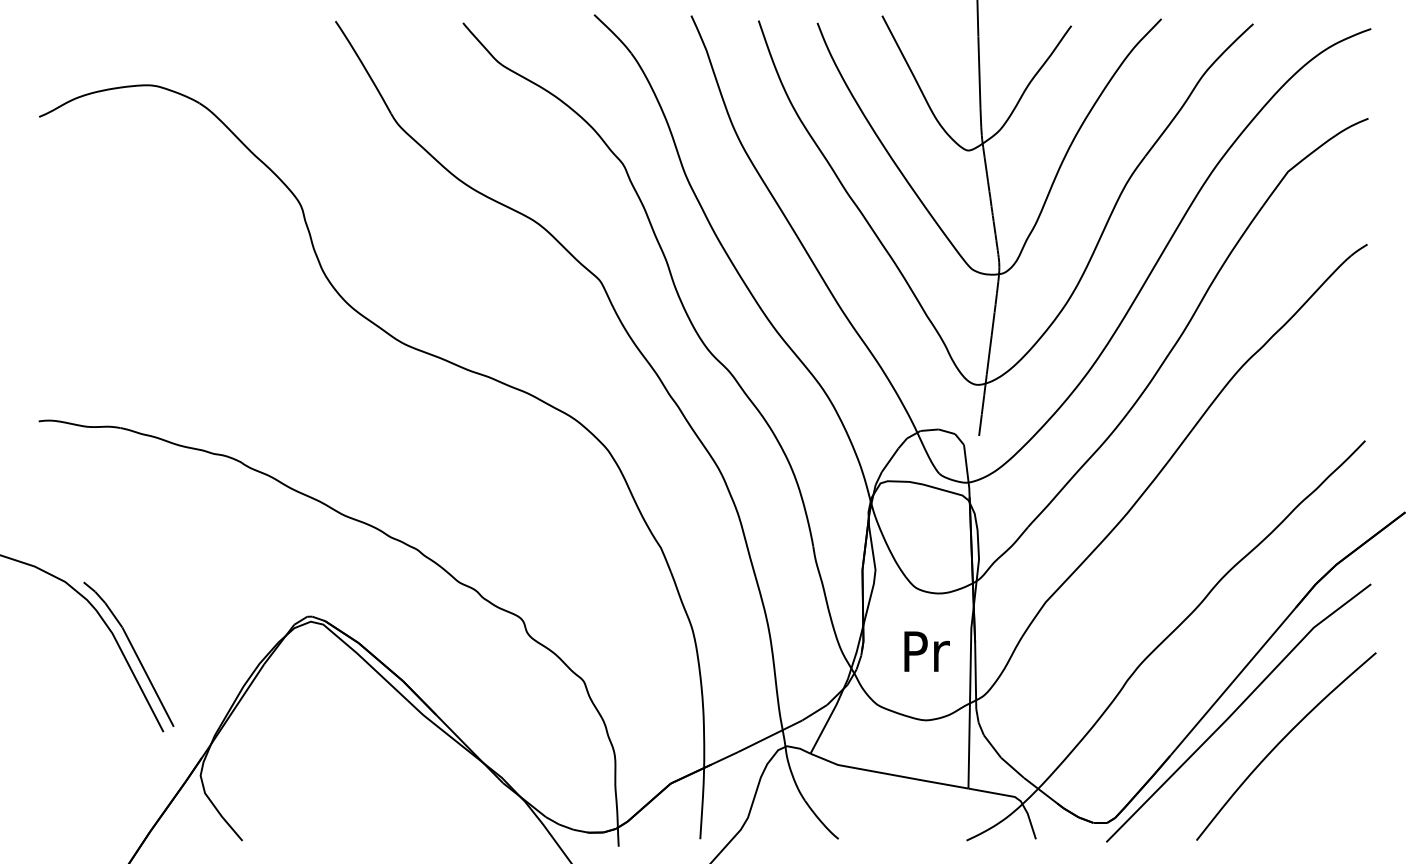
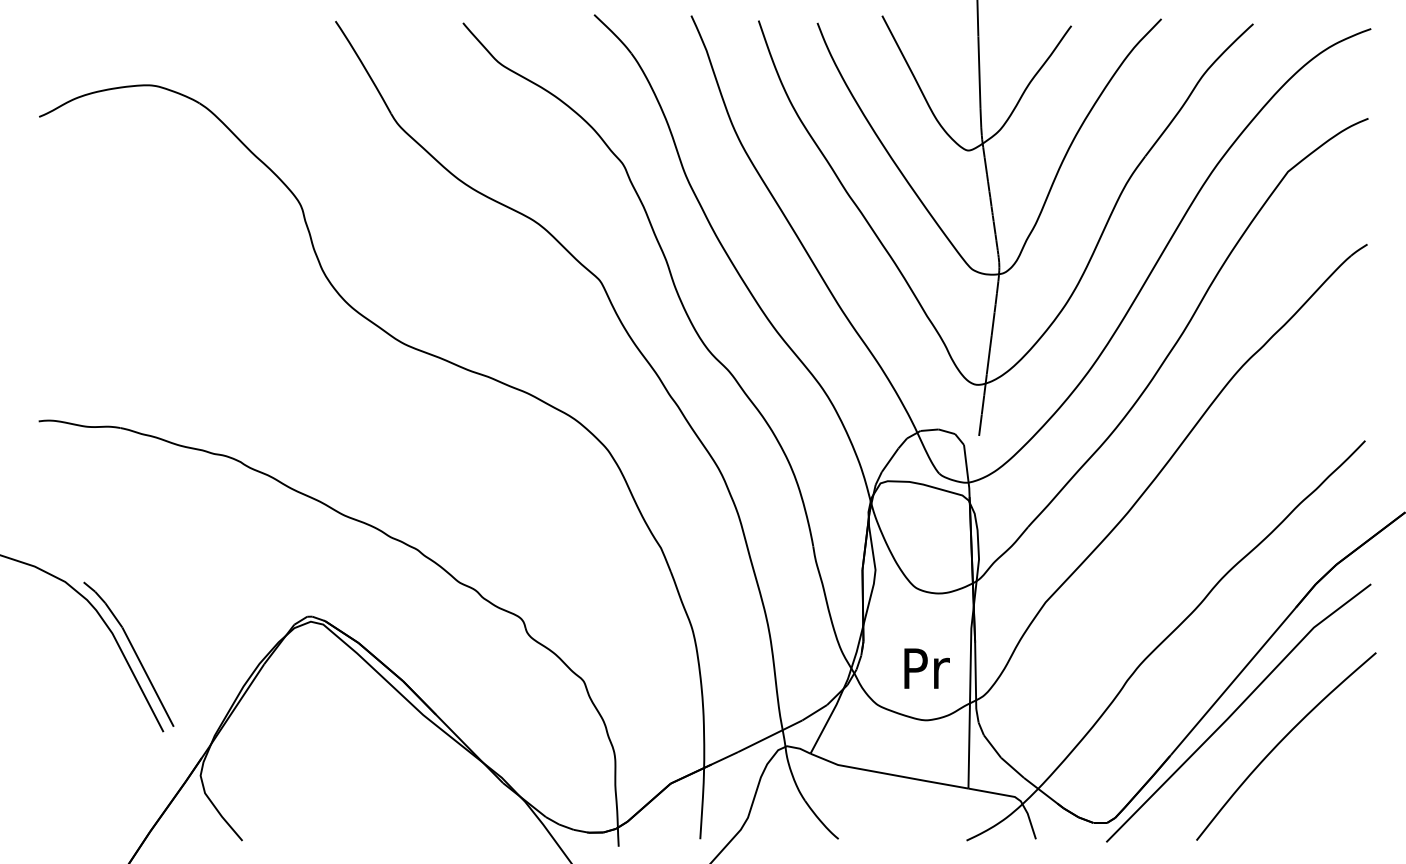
text position: (926, 651) -> (926, 668) (926, 668)
